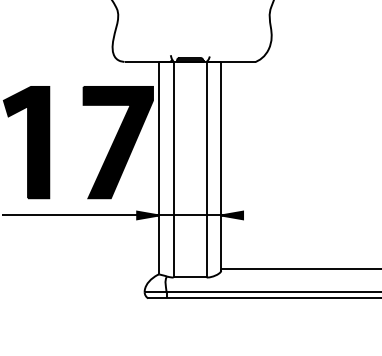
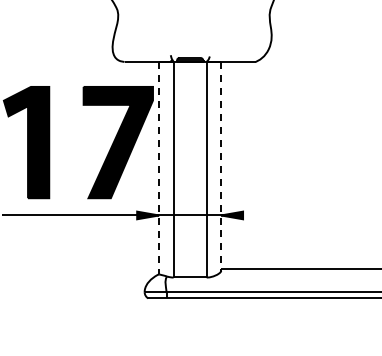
line: solid -> dashed (221, 166)
line: solid -> dashed (159, 168)
